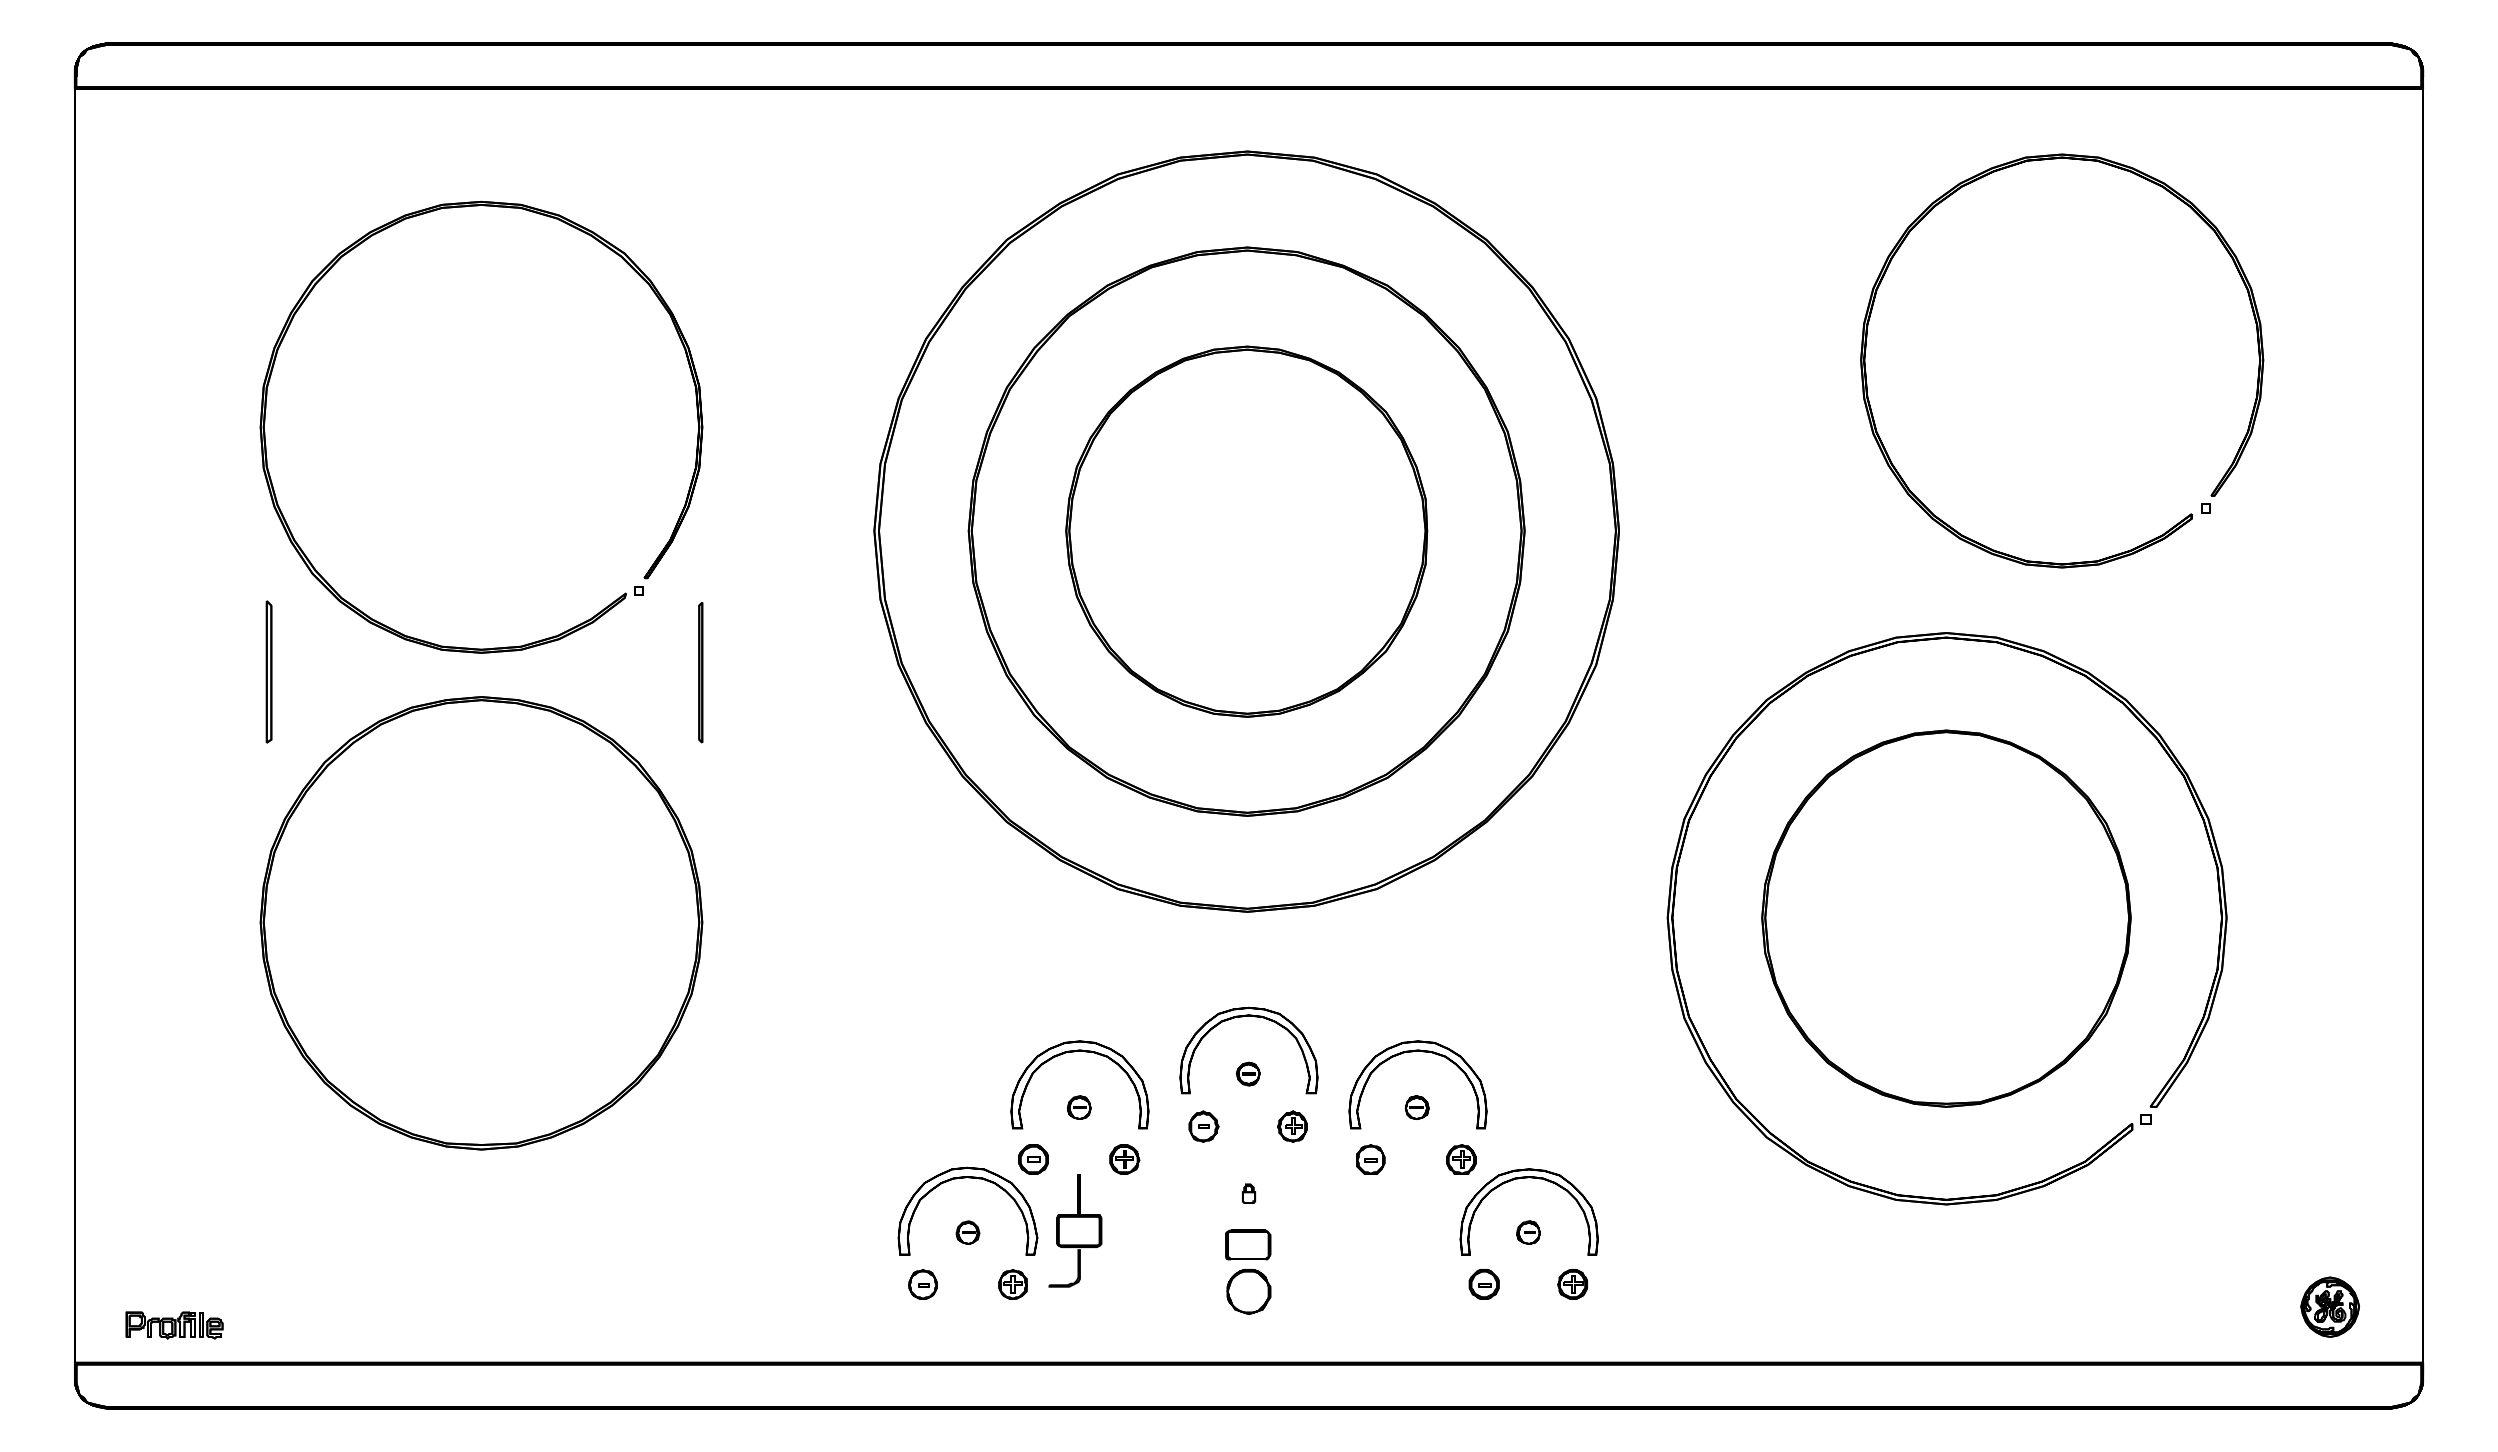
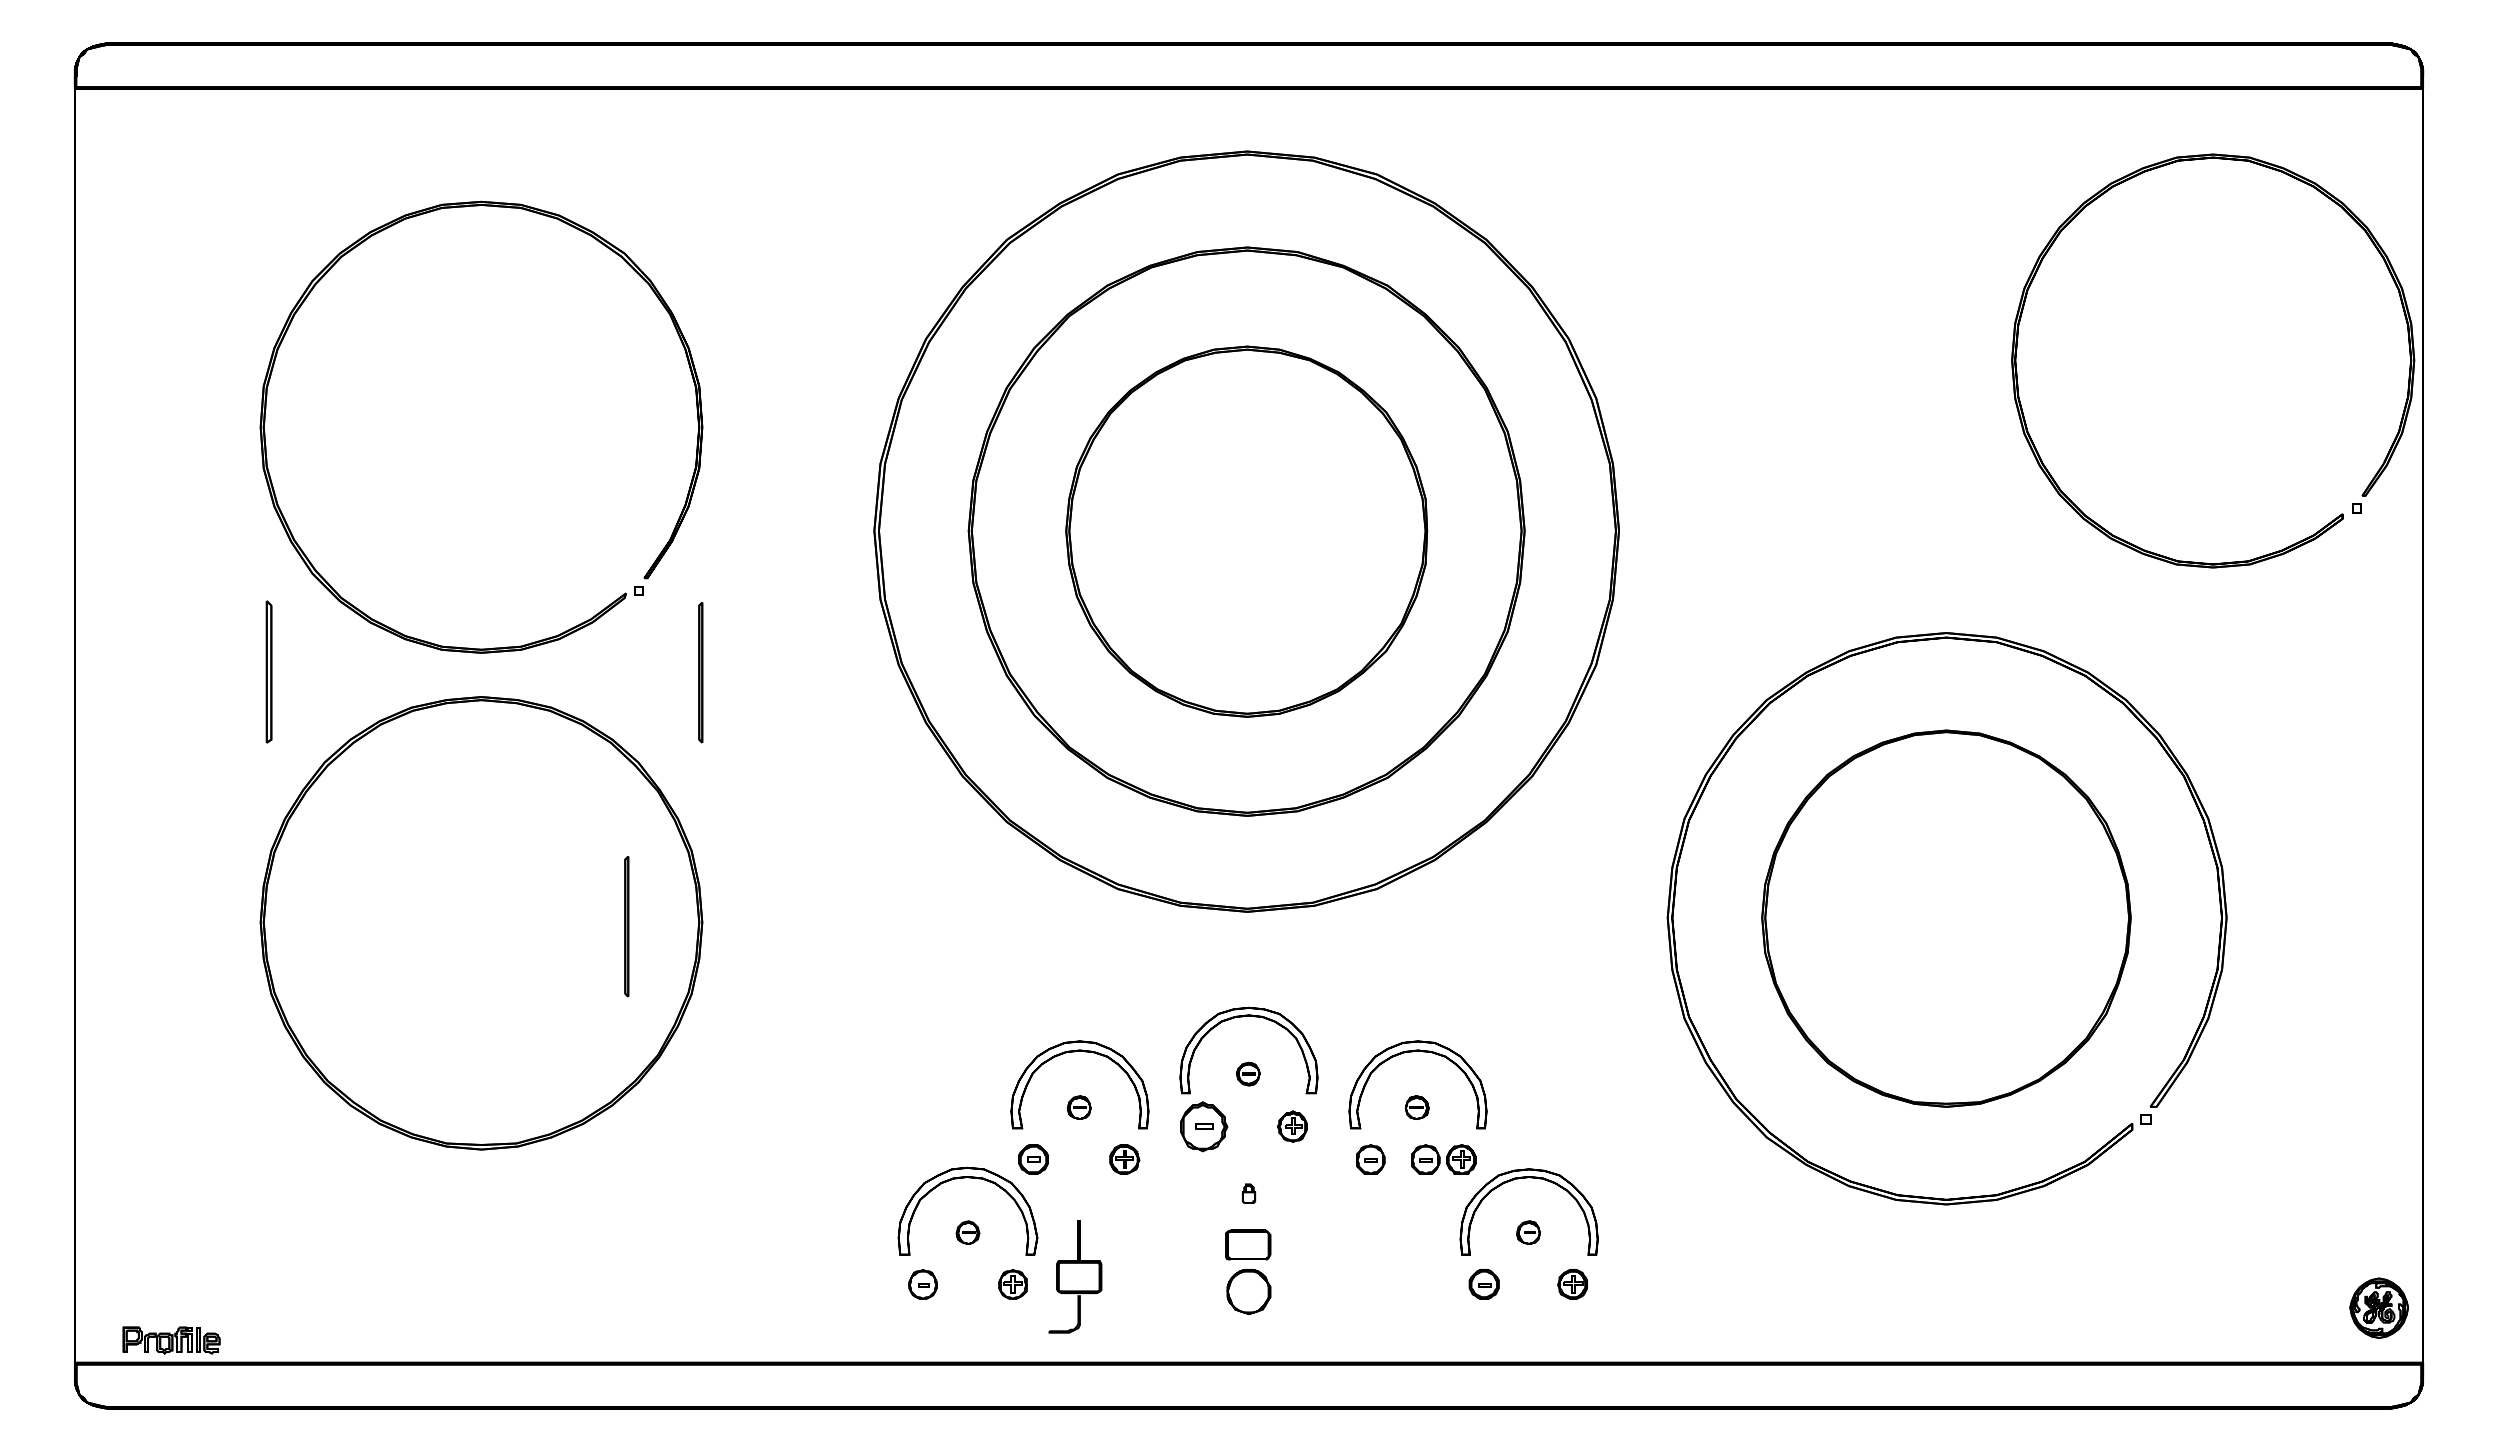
part position: (2257, 344) -> (2408, 344) (2408, 344)
part: none -> present (626, 926)
part size: 32x33 px -> 49x52 px (1204, 1126)
part: none -> present (1425, 1159)
part position: (1075, 1230) -> (1075, 1276) (1075, 1276)
part position: (2329, 1306) -> (2378, 1307) (2378, 1307)
part position: (174, 1325) -> (171, 1340) (171, 1340)
